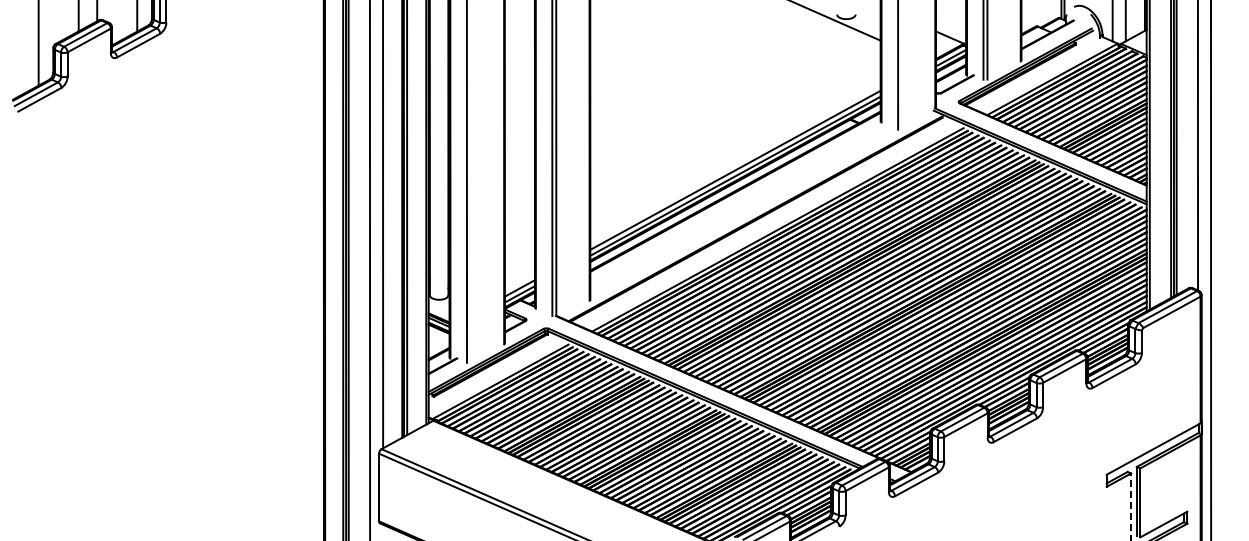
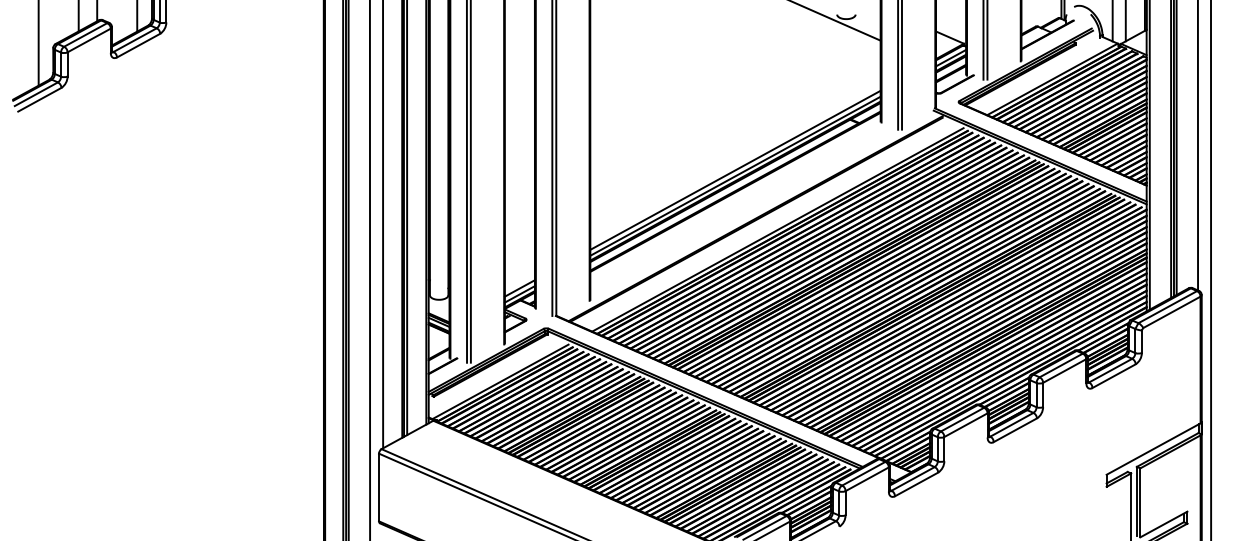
line: none -> present (901, 65)
line: none -> present (470, 182)
line: dashed -> solid (1131, 506)
